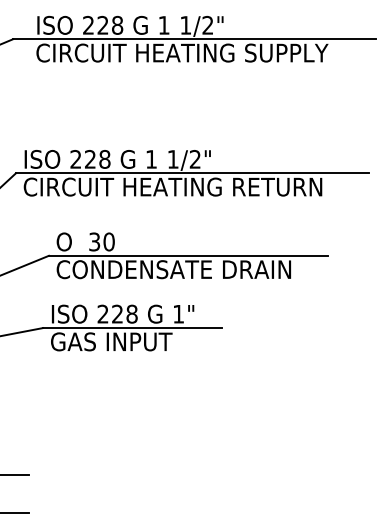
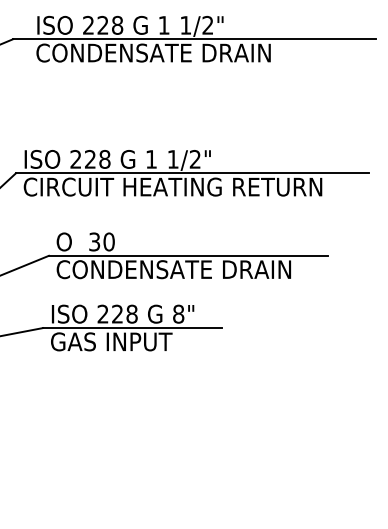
text: CIRCUIT HEATING SUPPLY -> CONDENSATE DRAIN (190, 52)
text: 1" -> 8" (178, 313)
line: present -> none (15, 475)
line: present -> none (15, 513)
